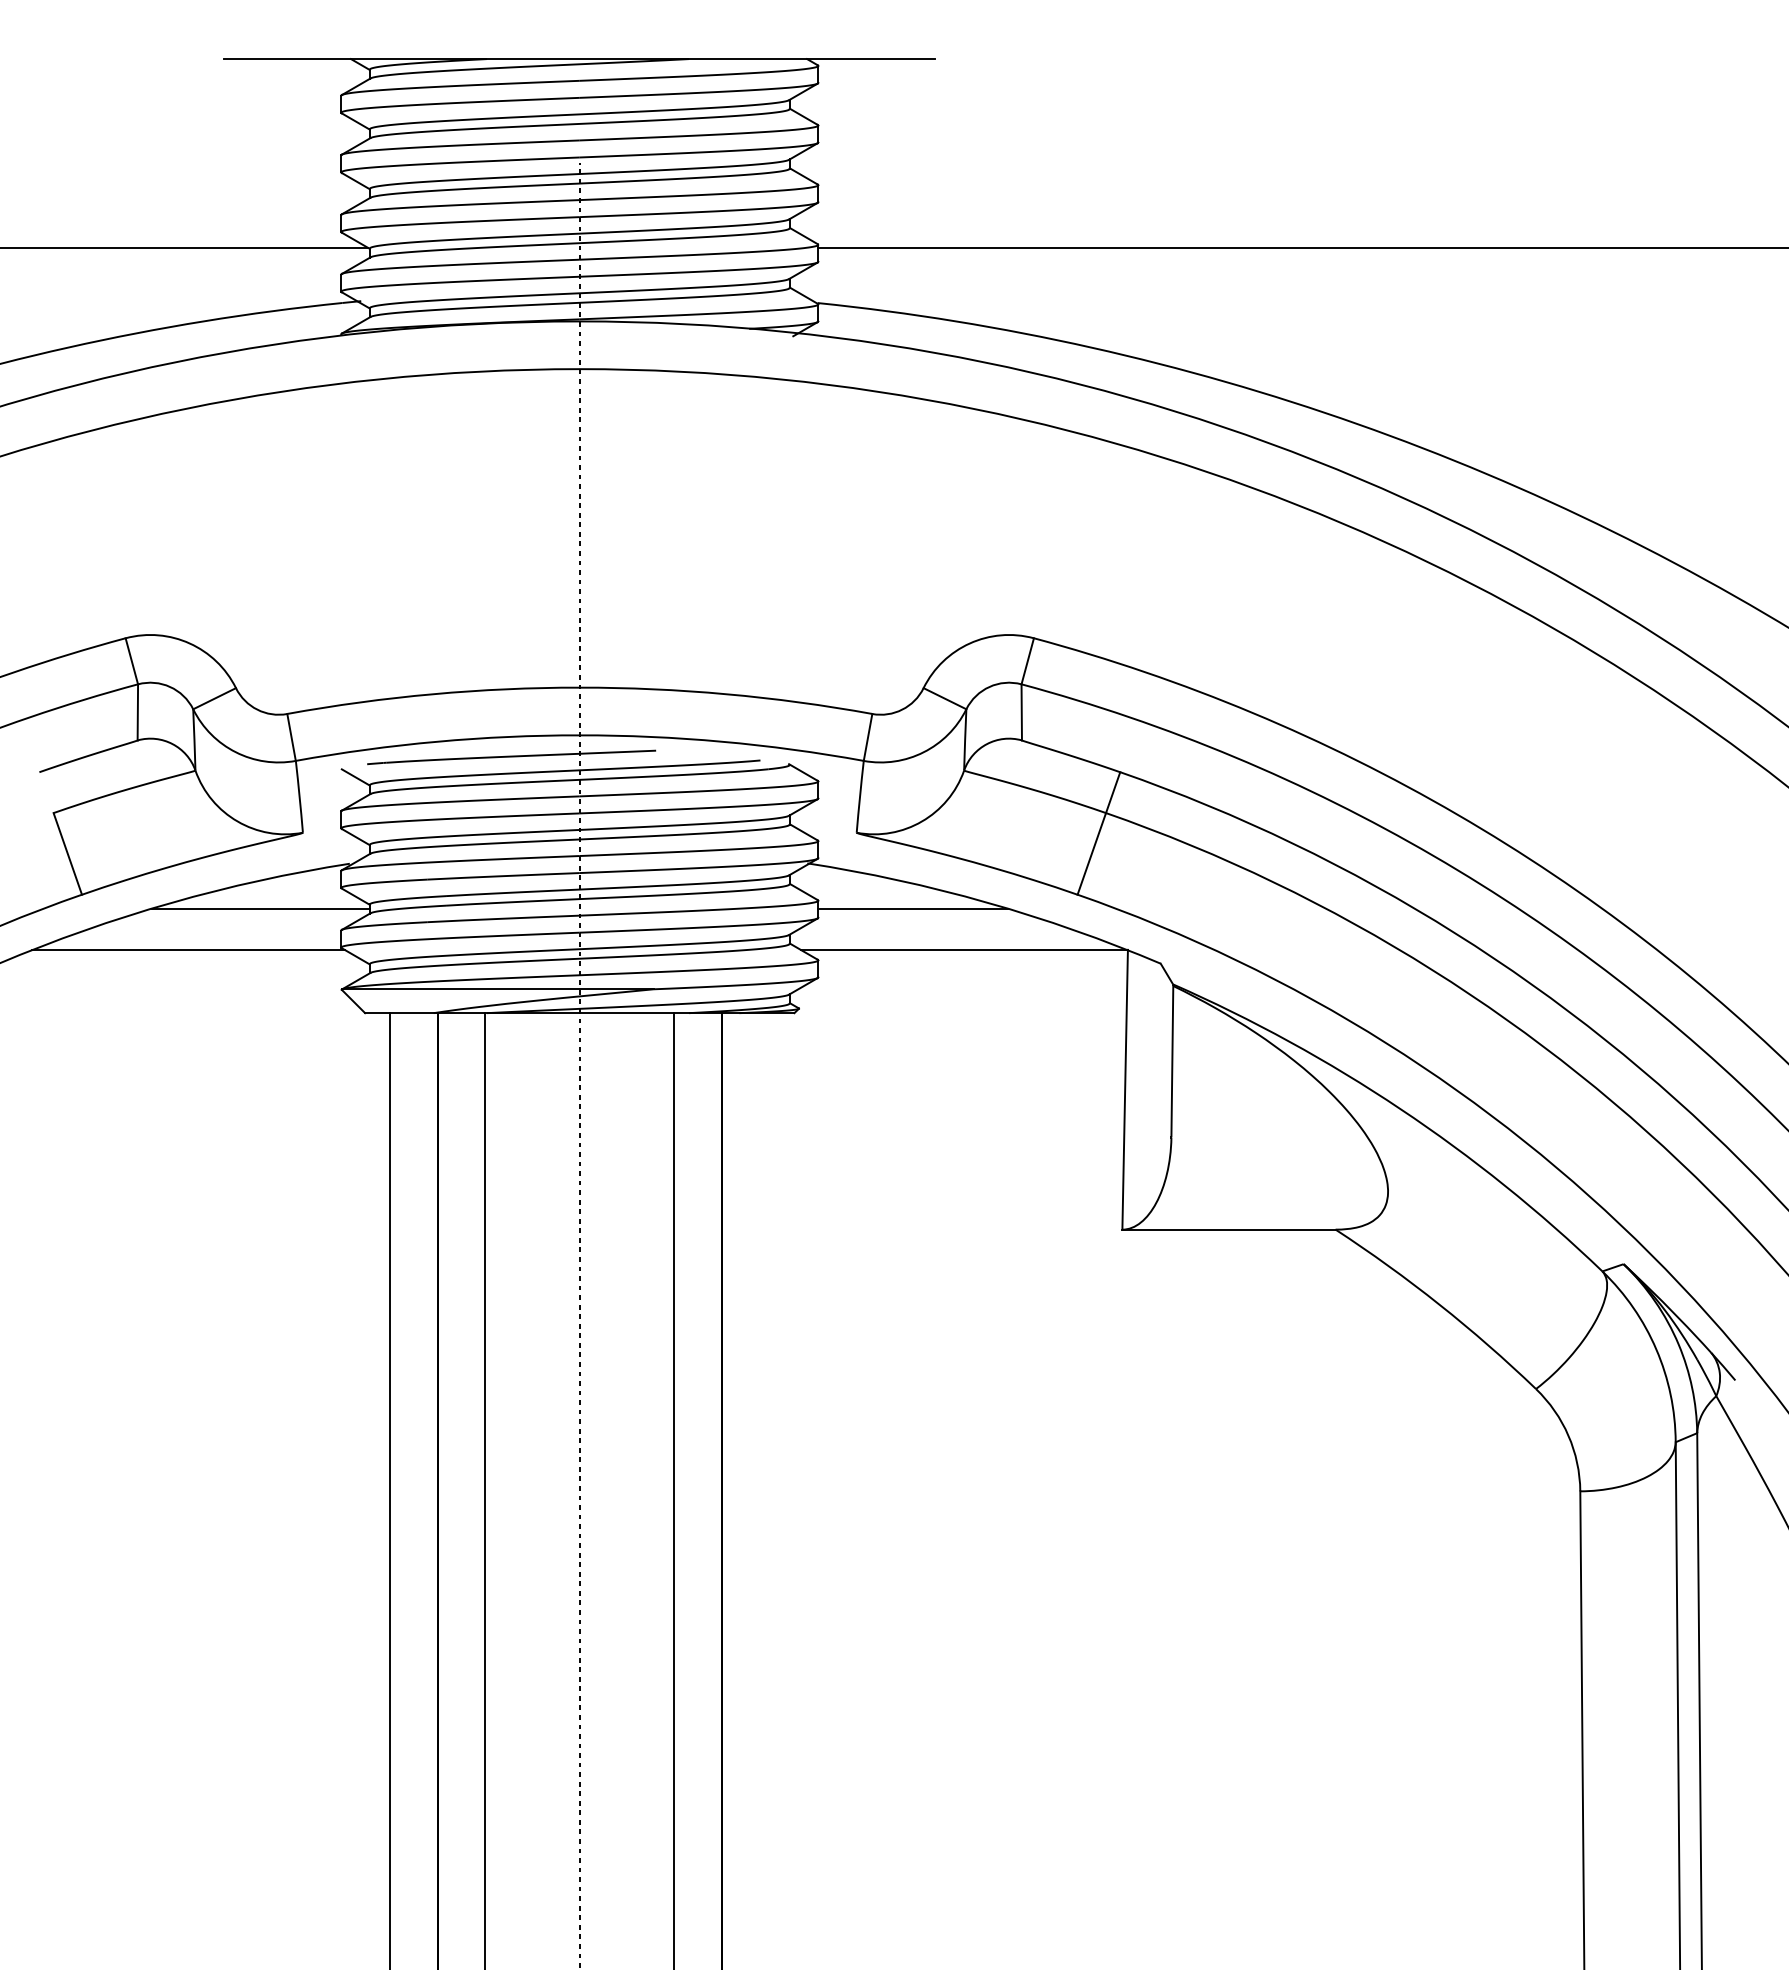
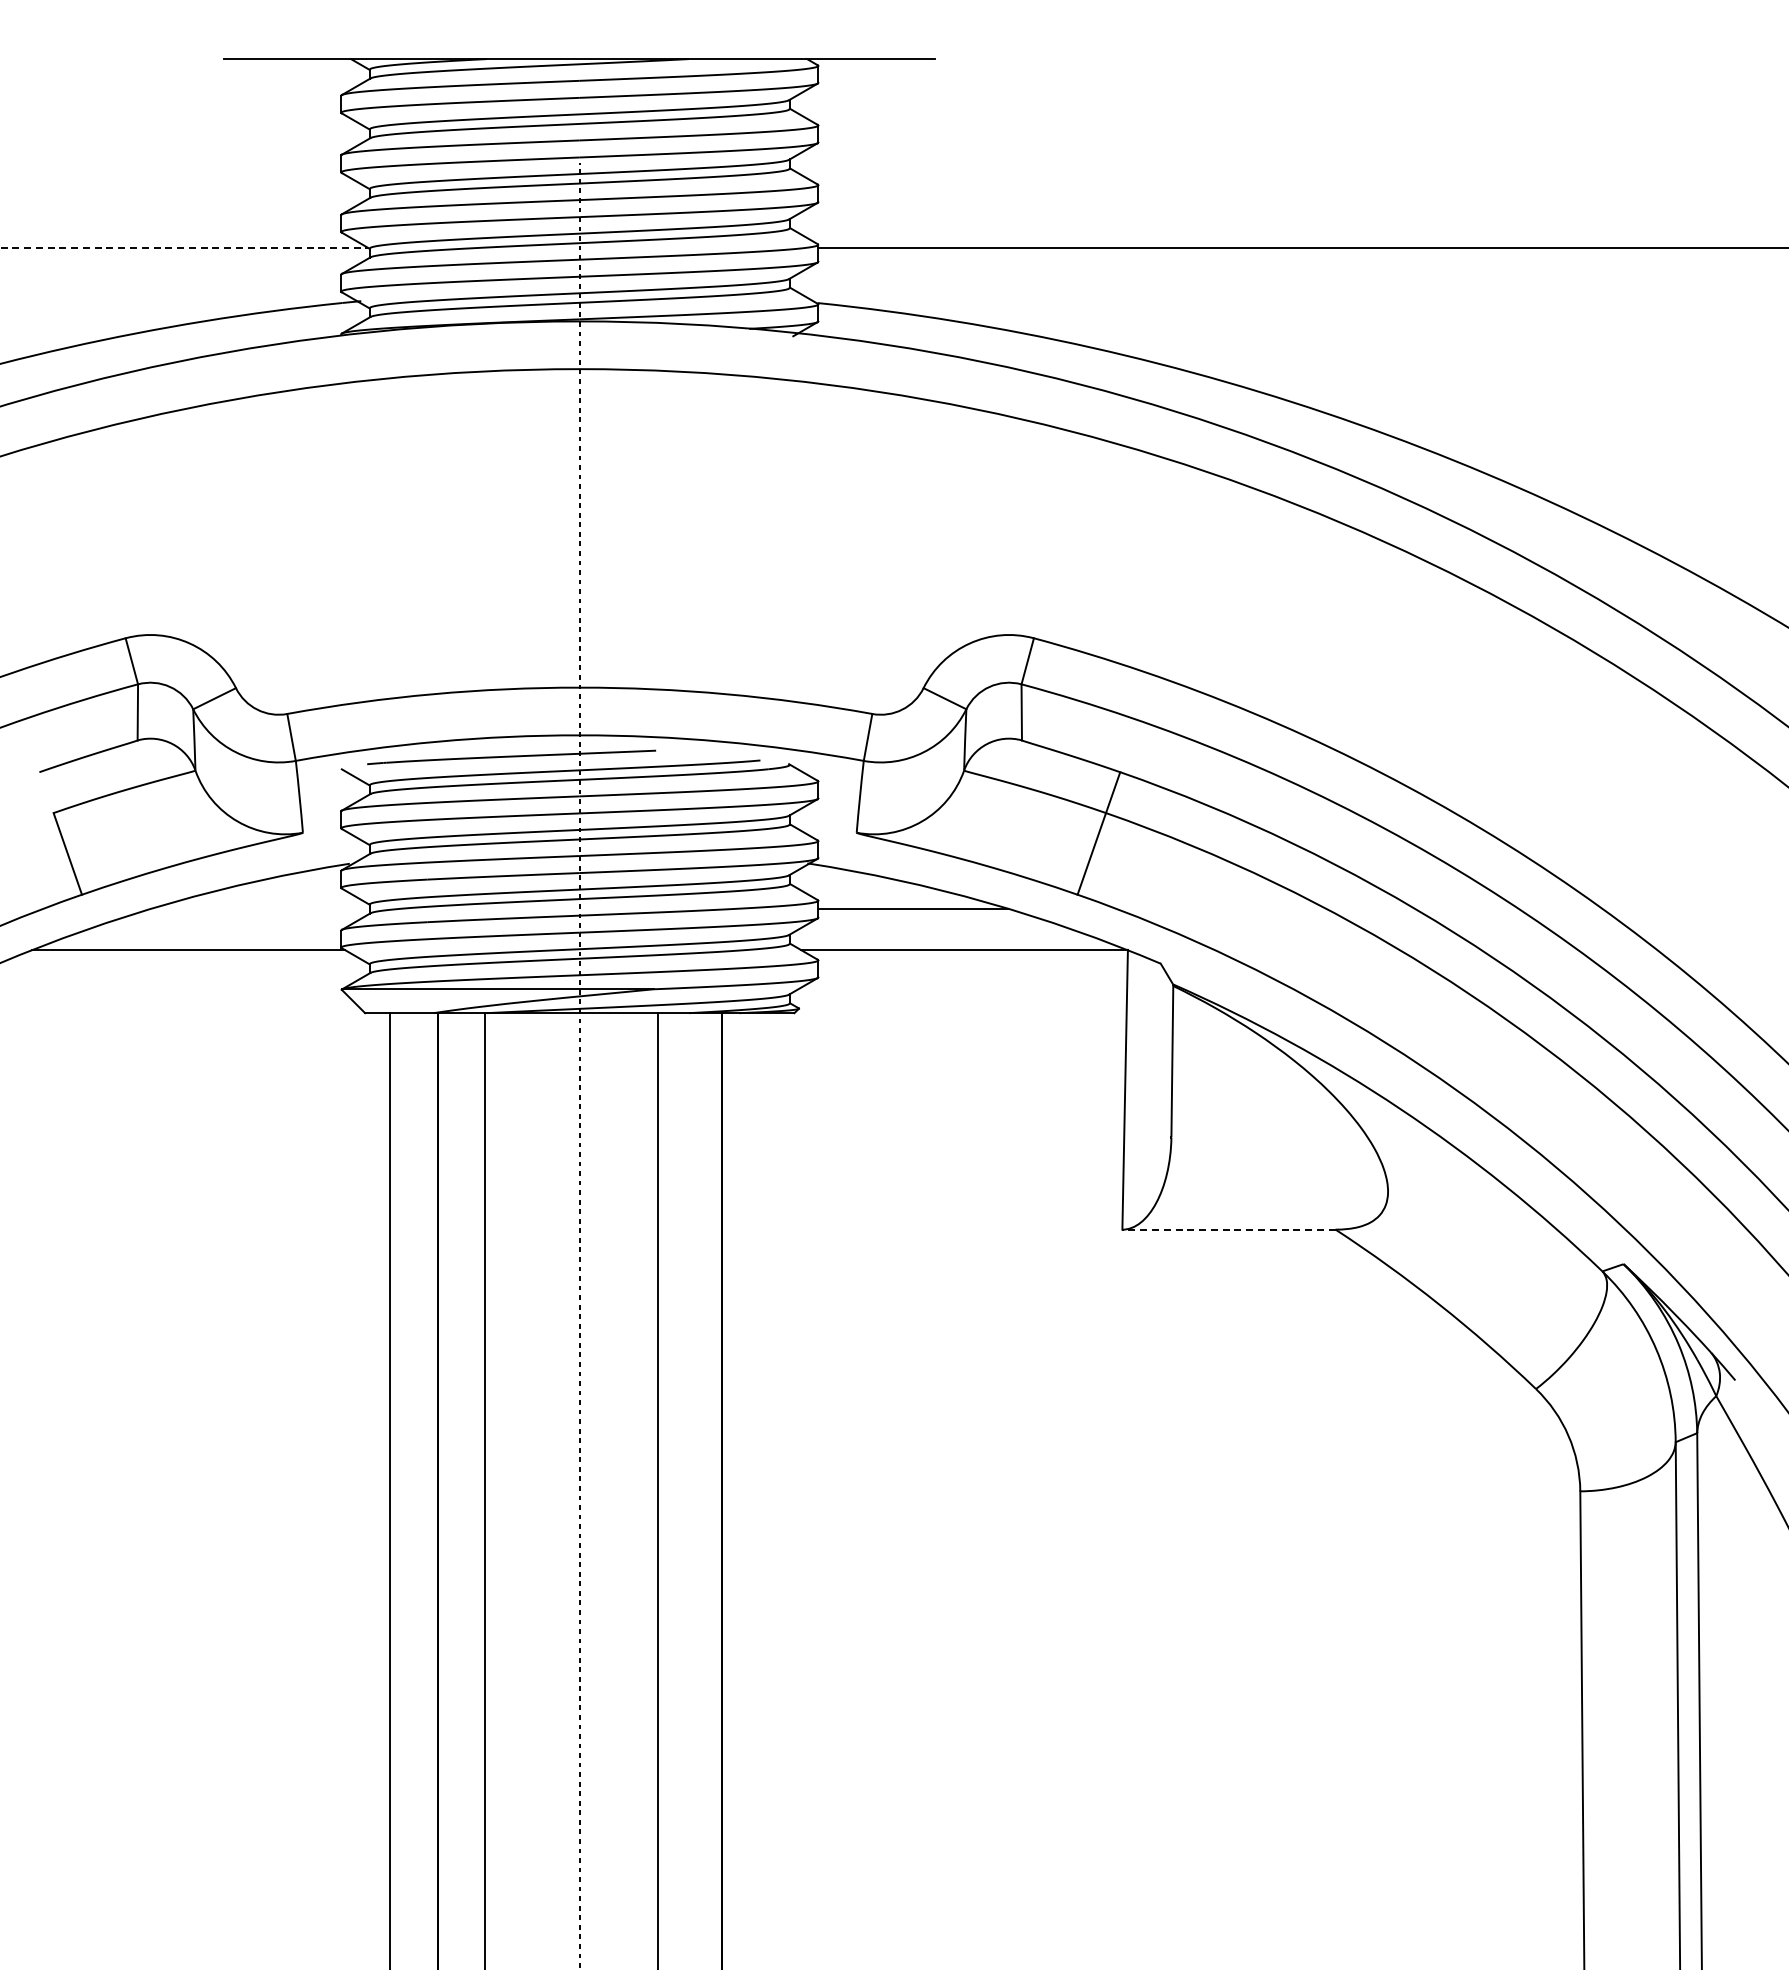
line: solid -> dashed (184, 247)
line: present -> none (260, 909)
line: solid -> dashed (1228, 1229)
line position: (674, 1489) -> (658, 1489) (658, 1489)
